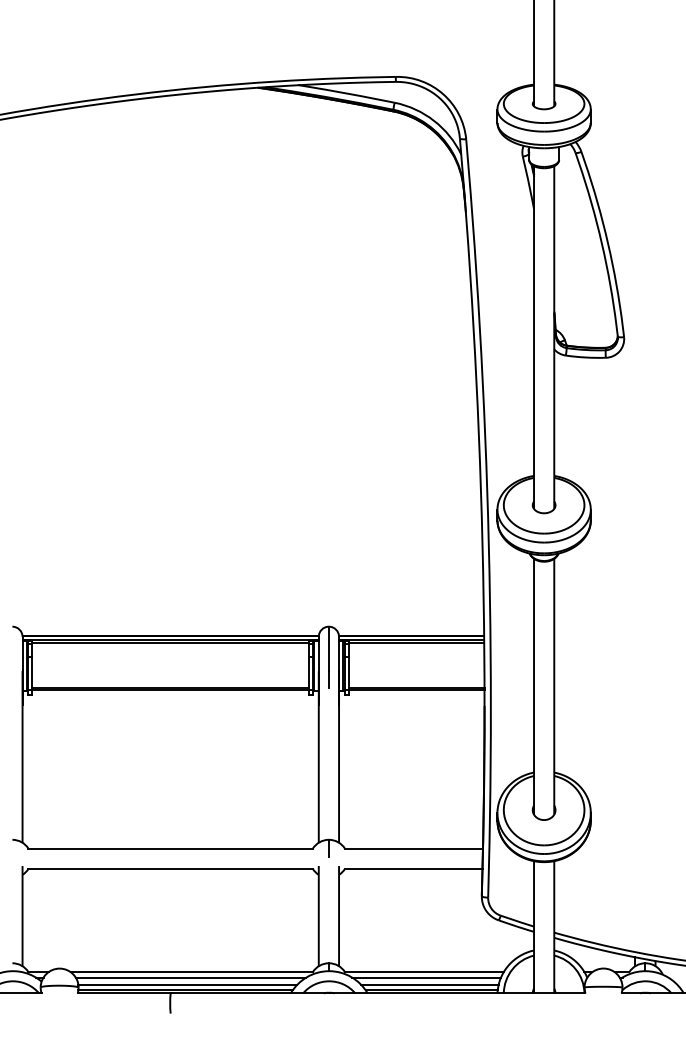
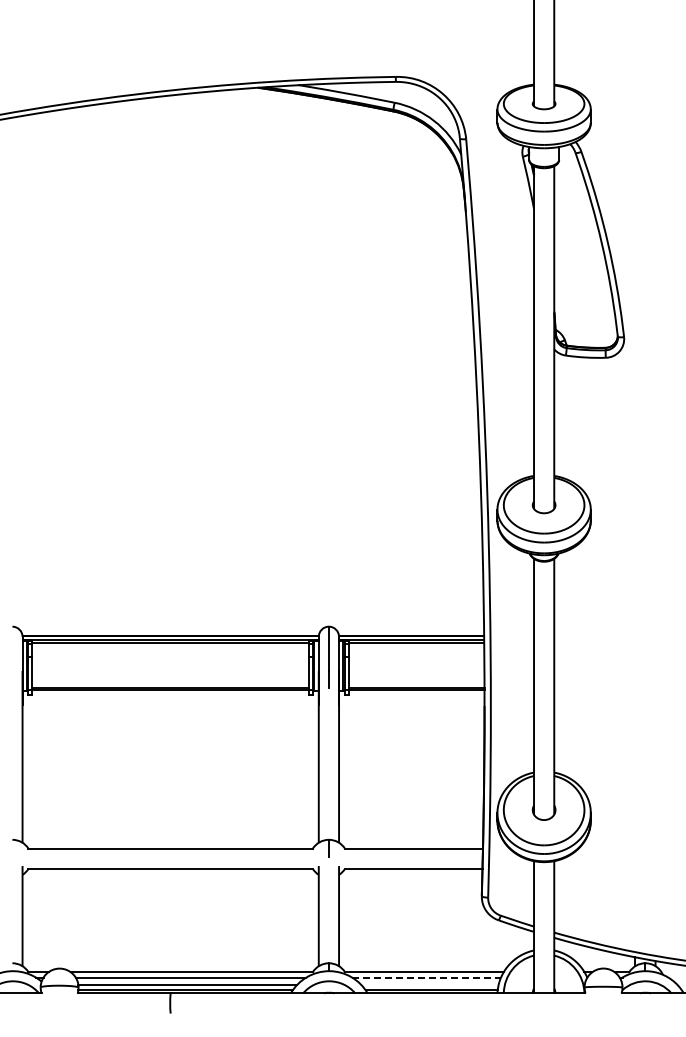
line: solid -> dashed (426, 977)
line: present -> none (429, 985)
